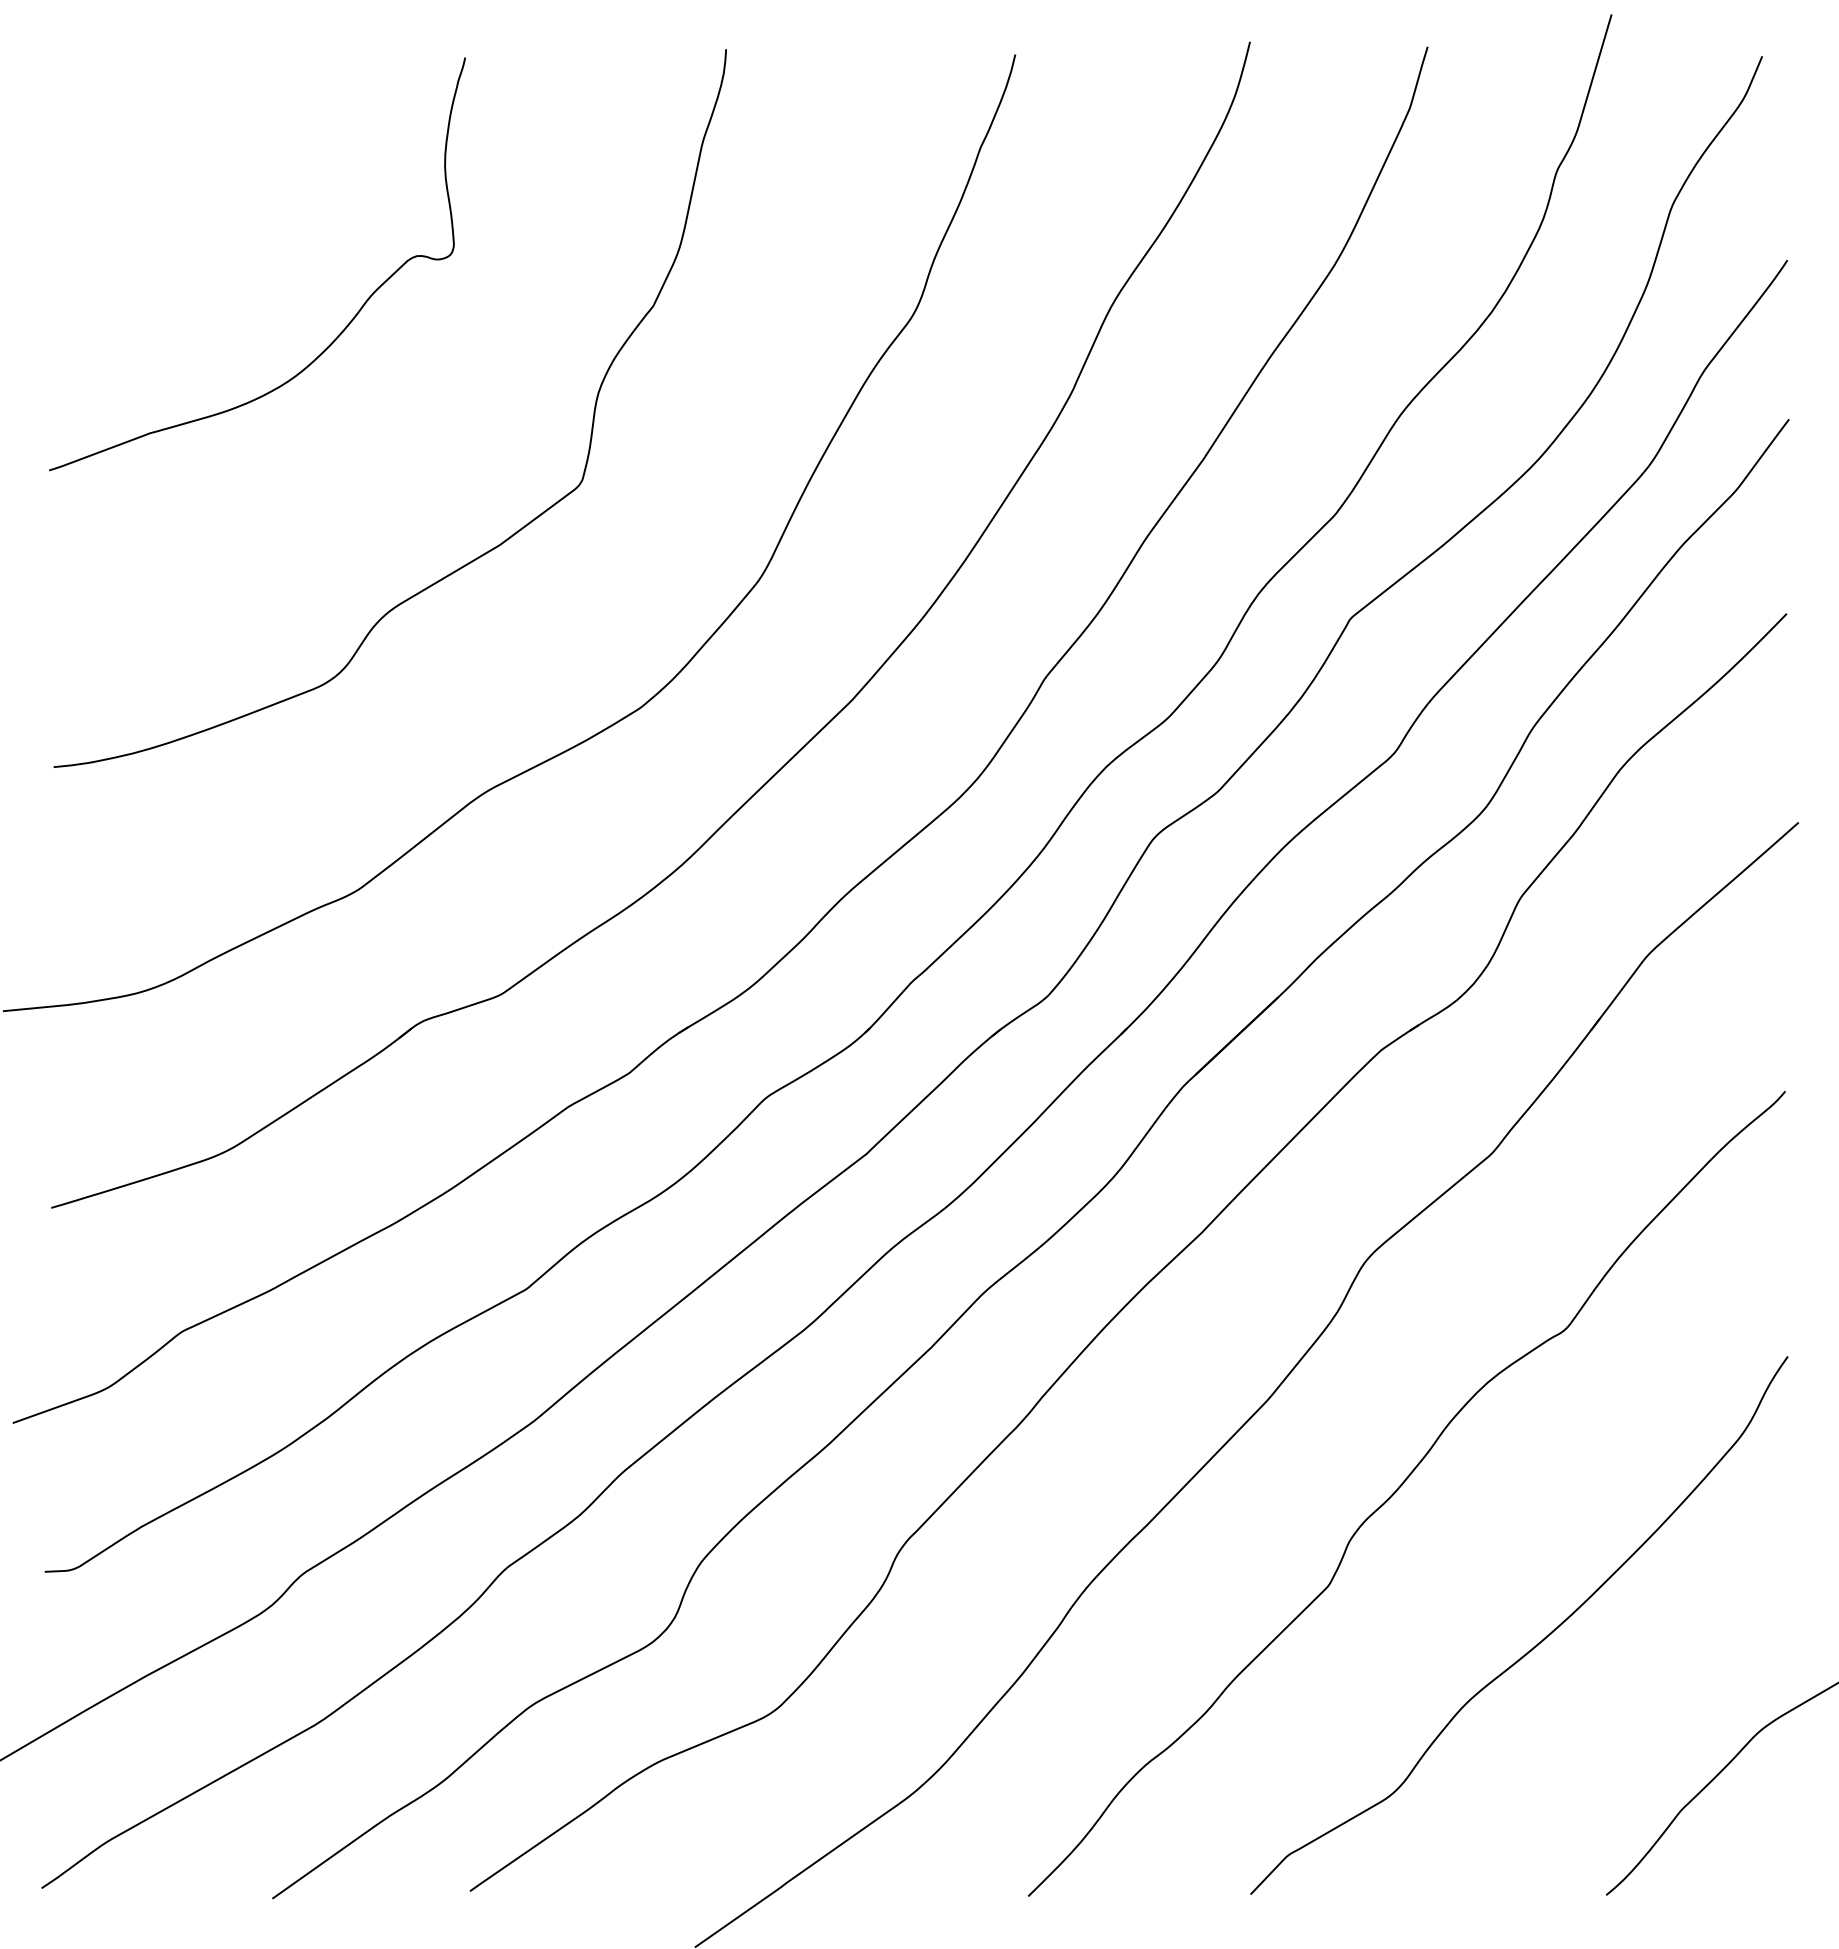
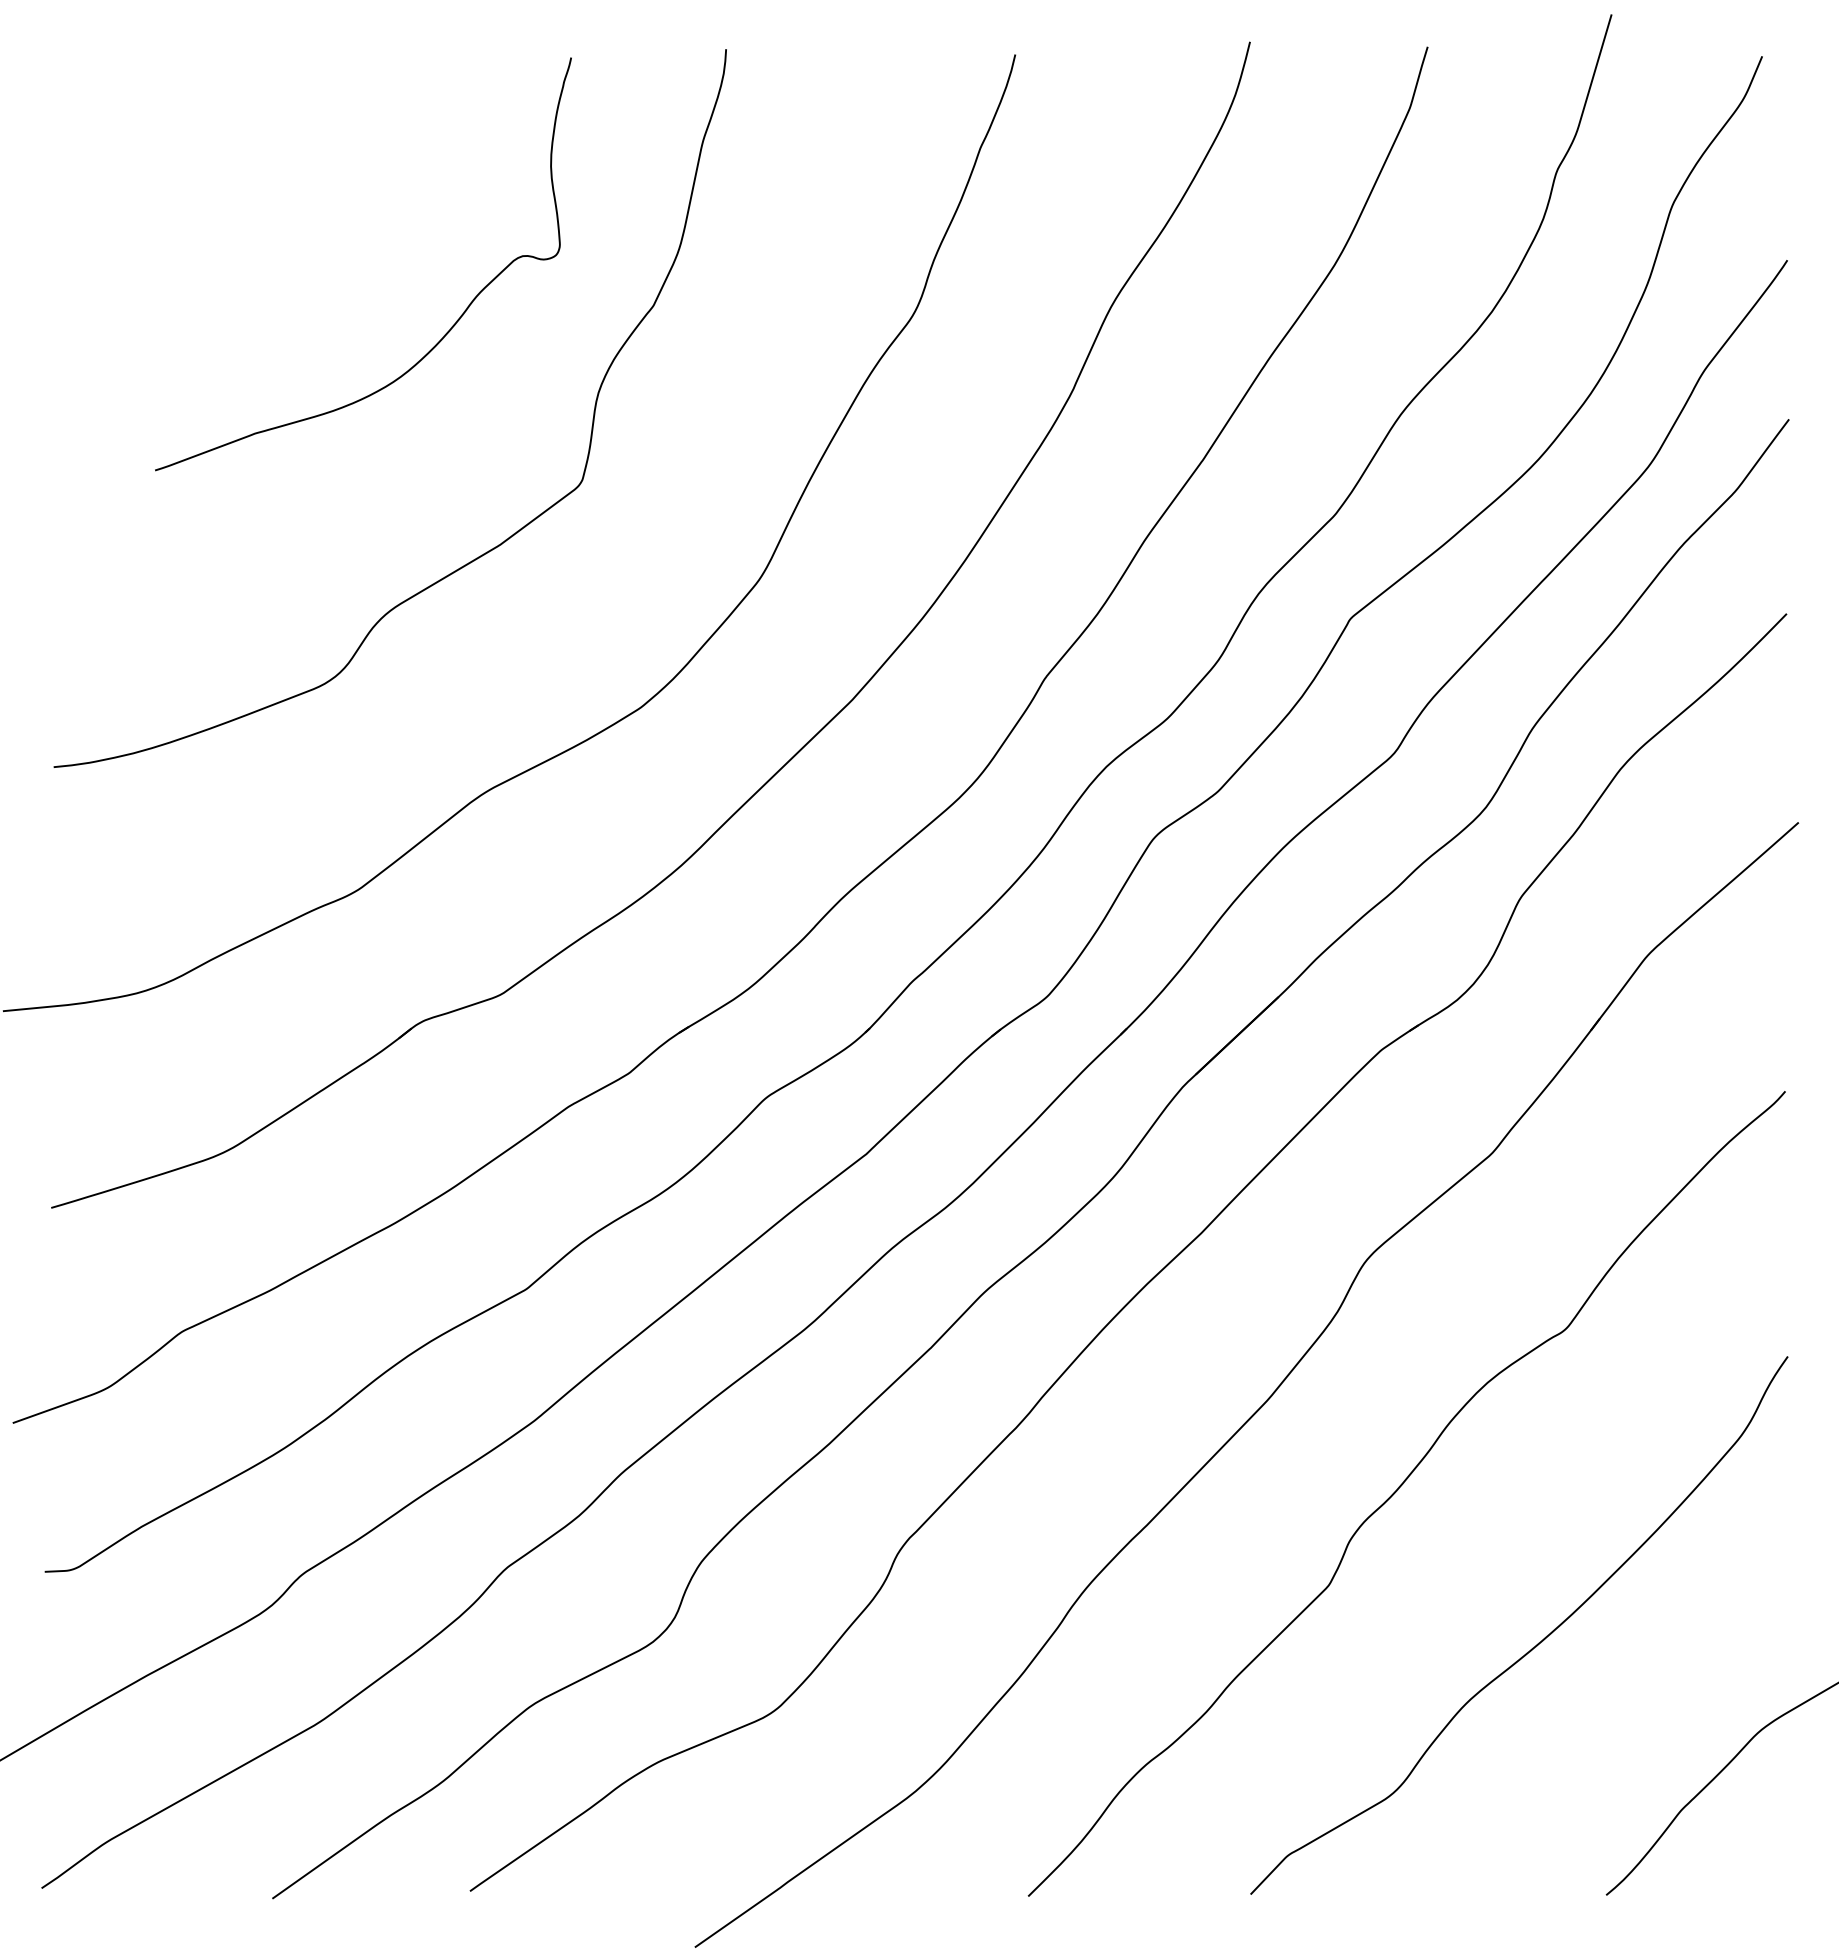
curve position: (338, 334) -> (444, 334) (444, 334)
